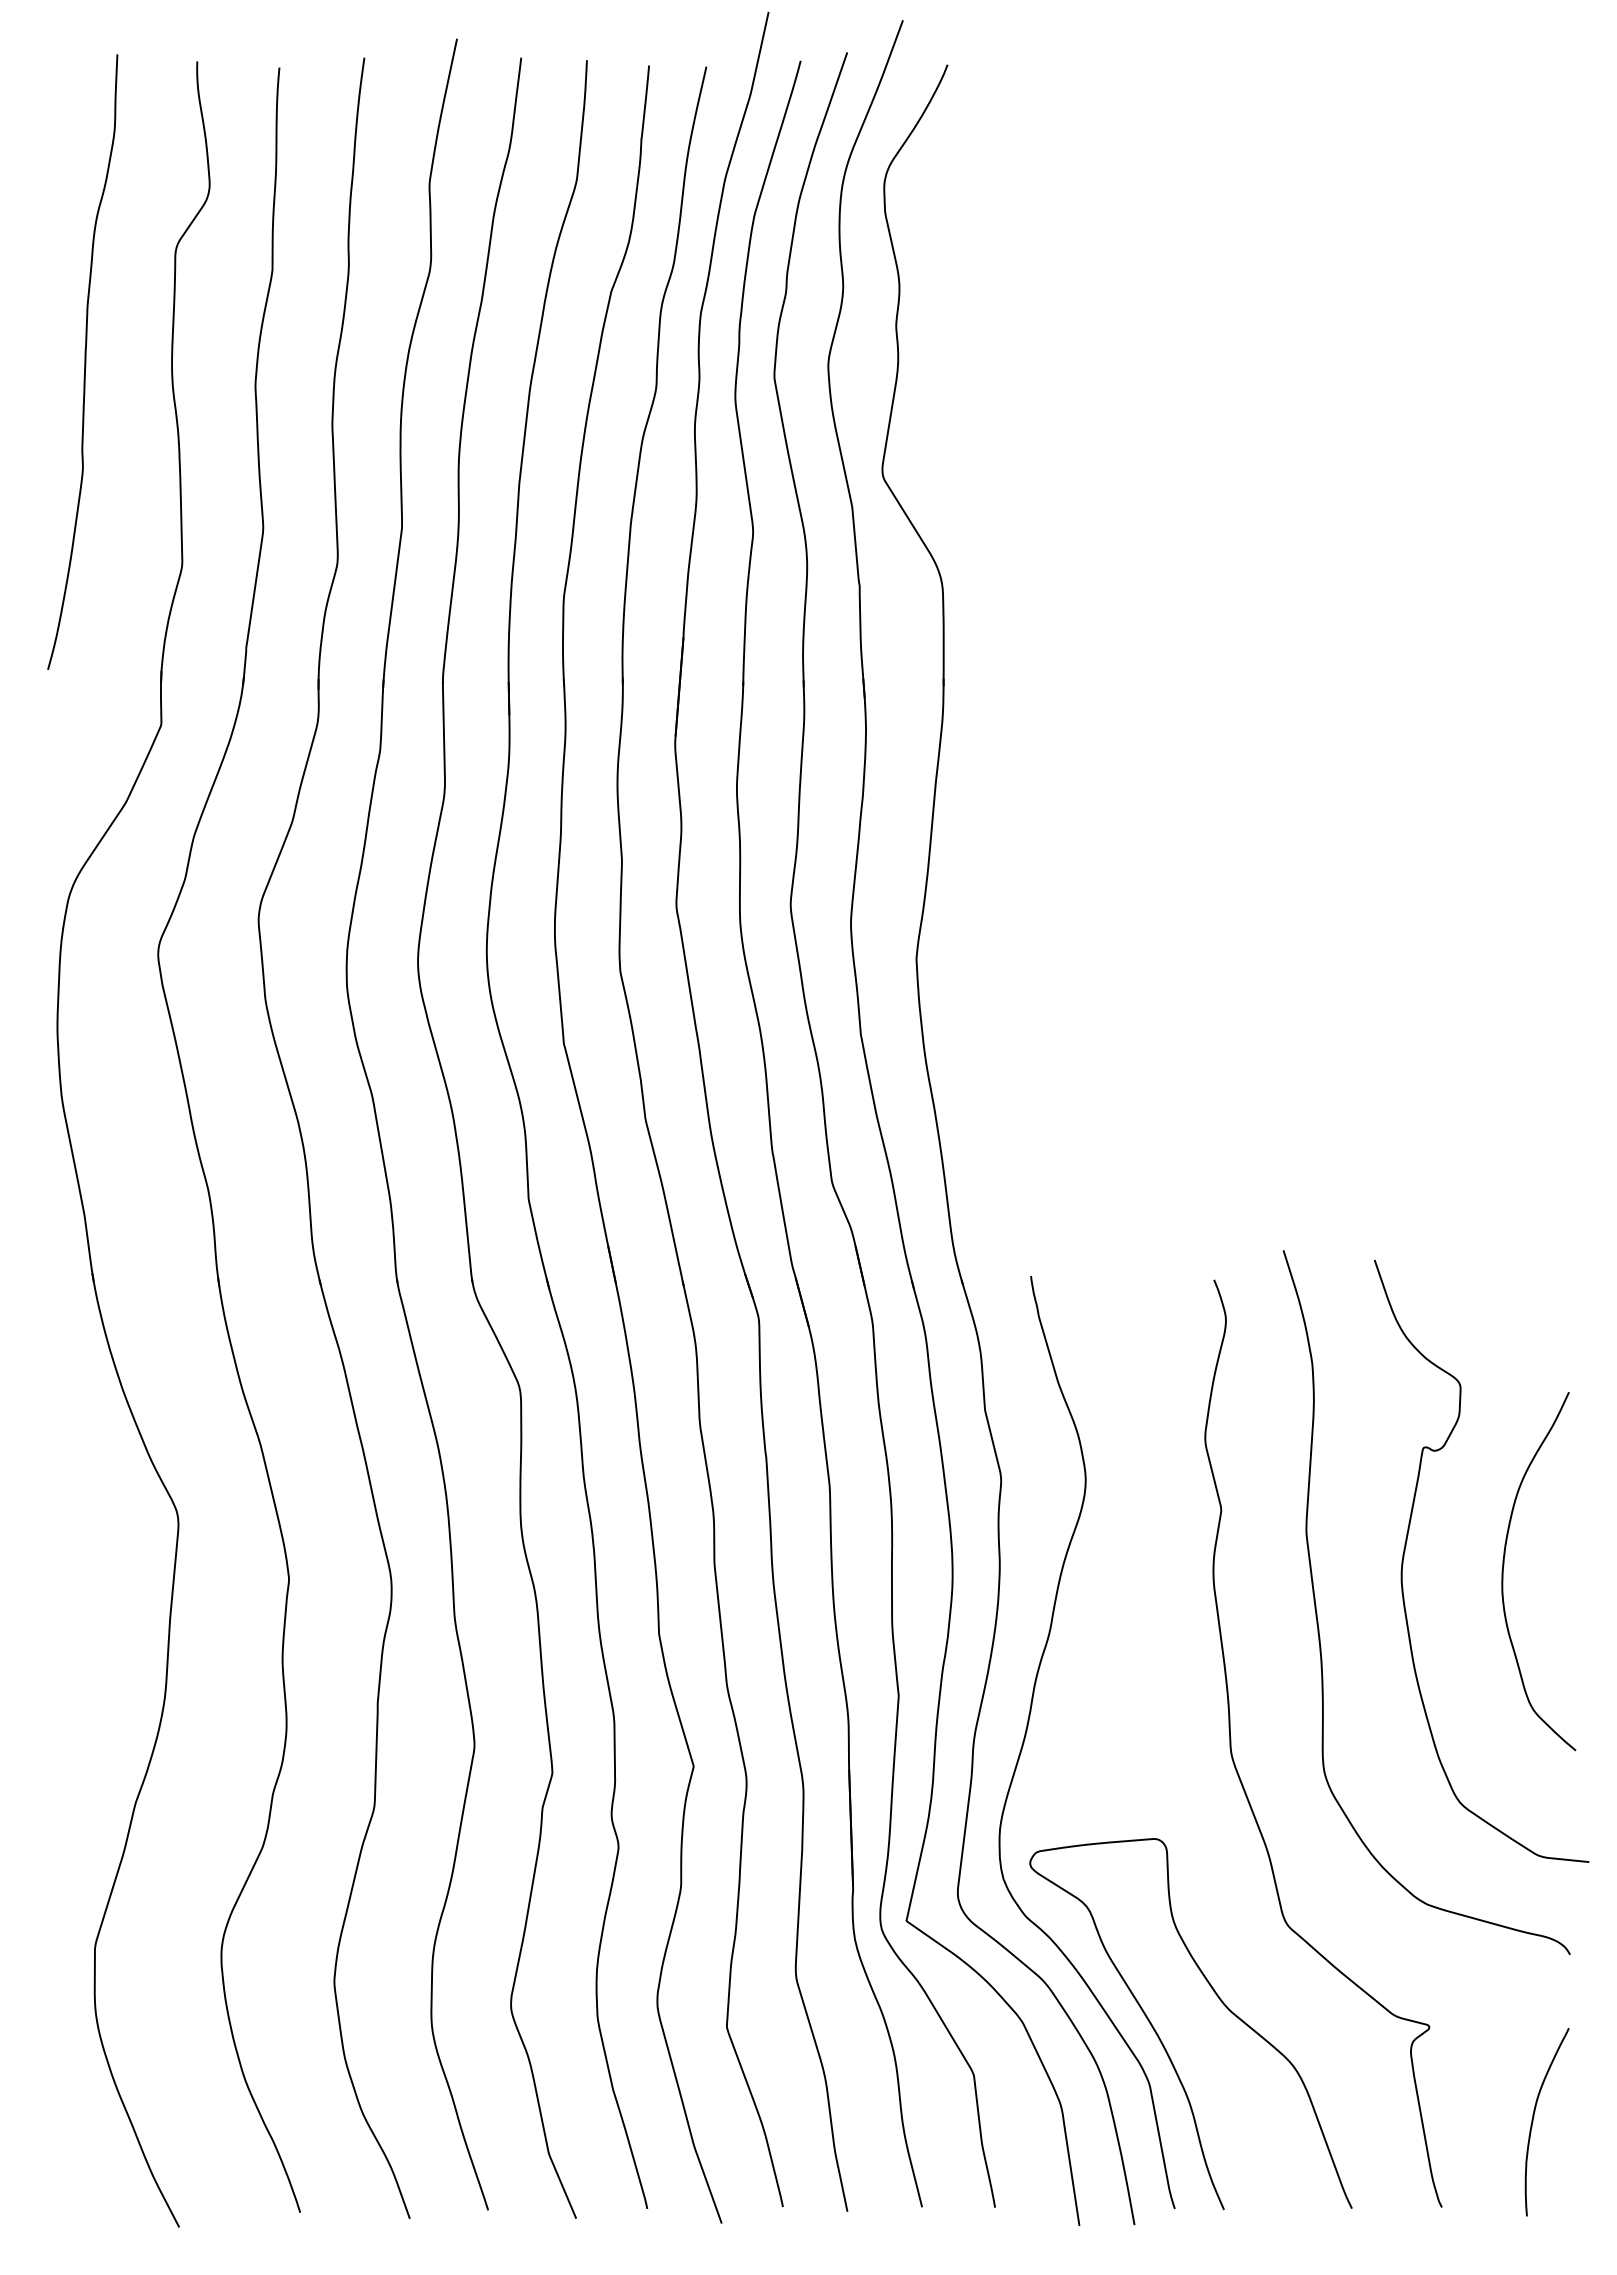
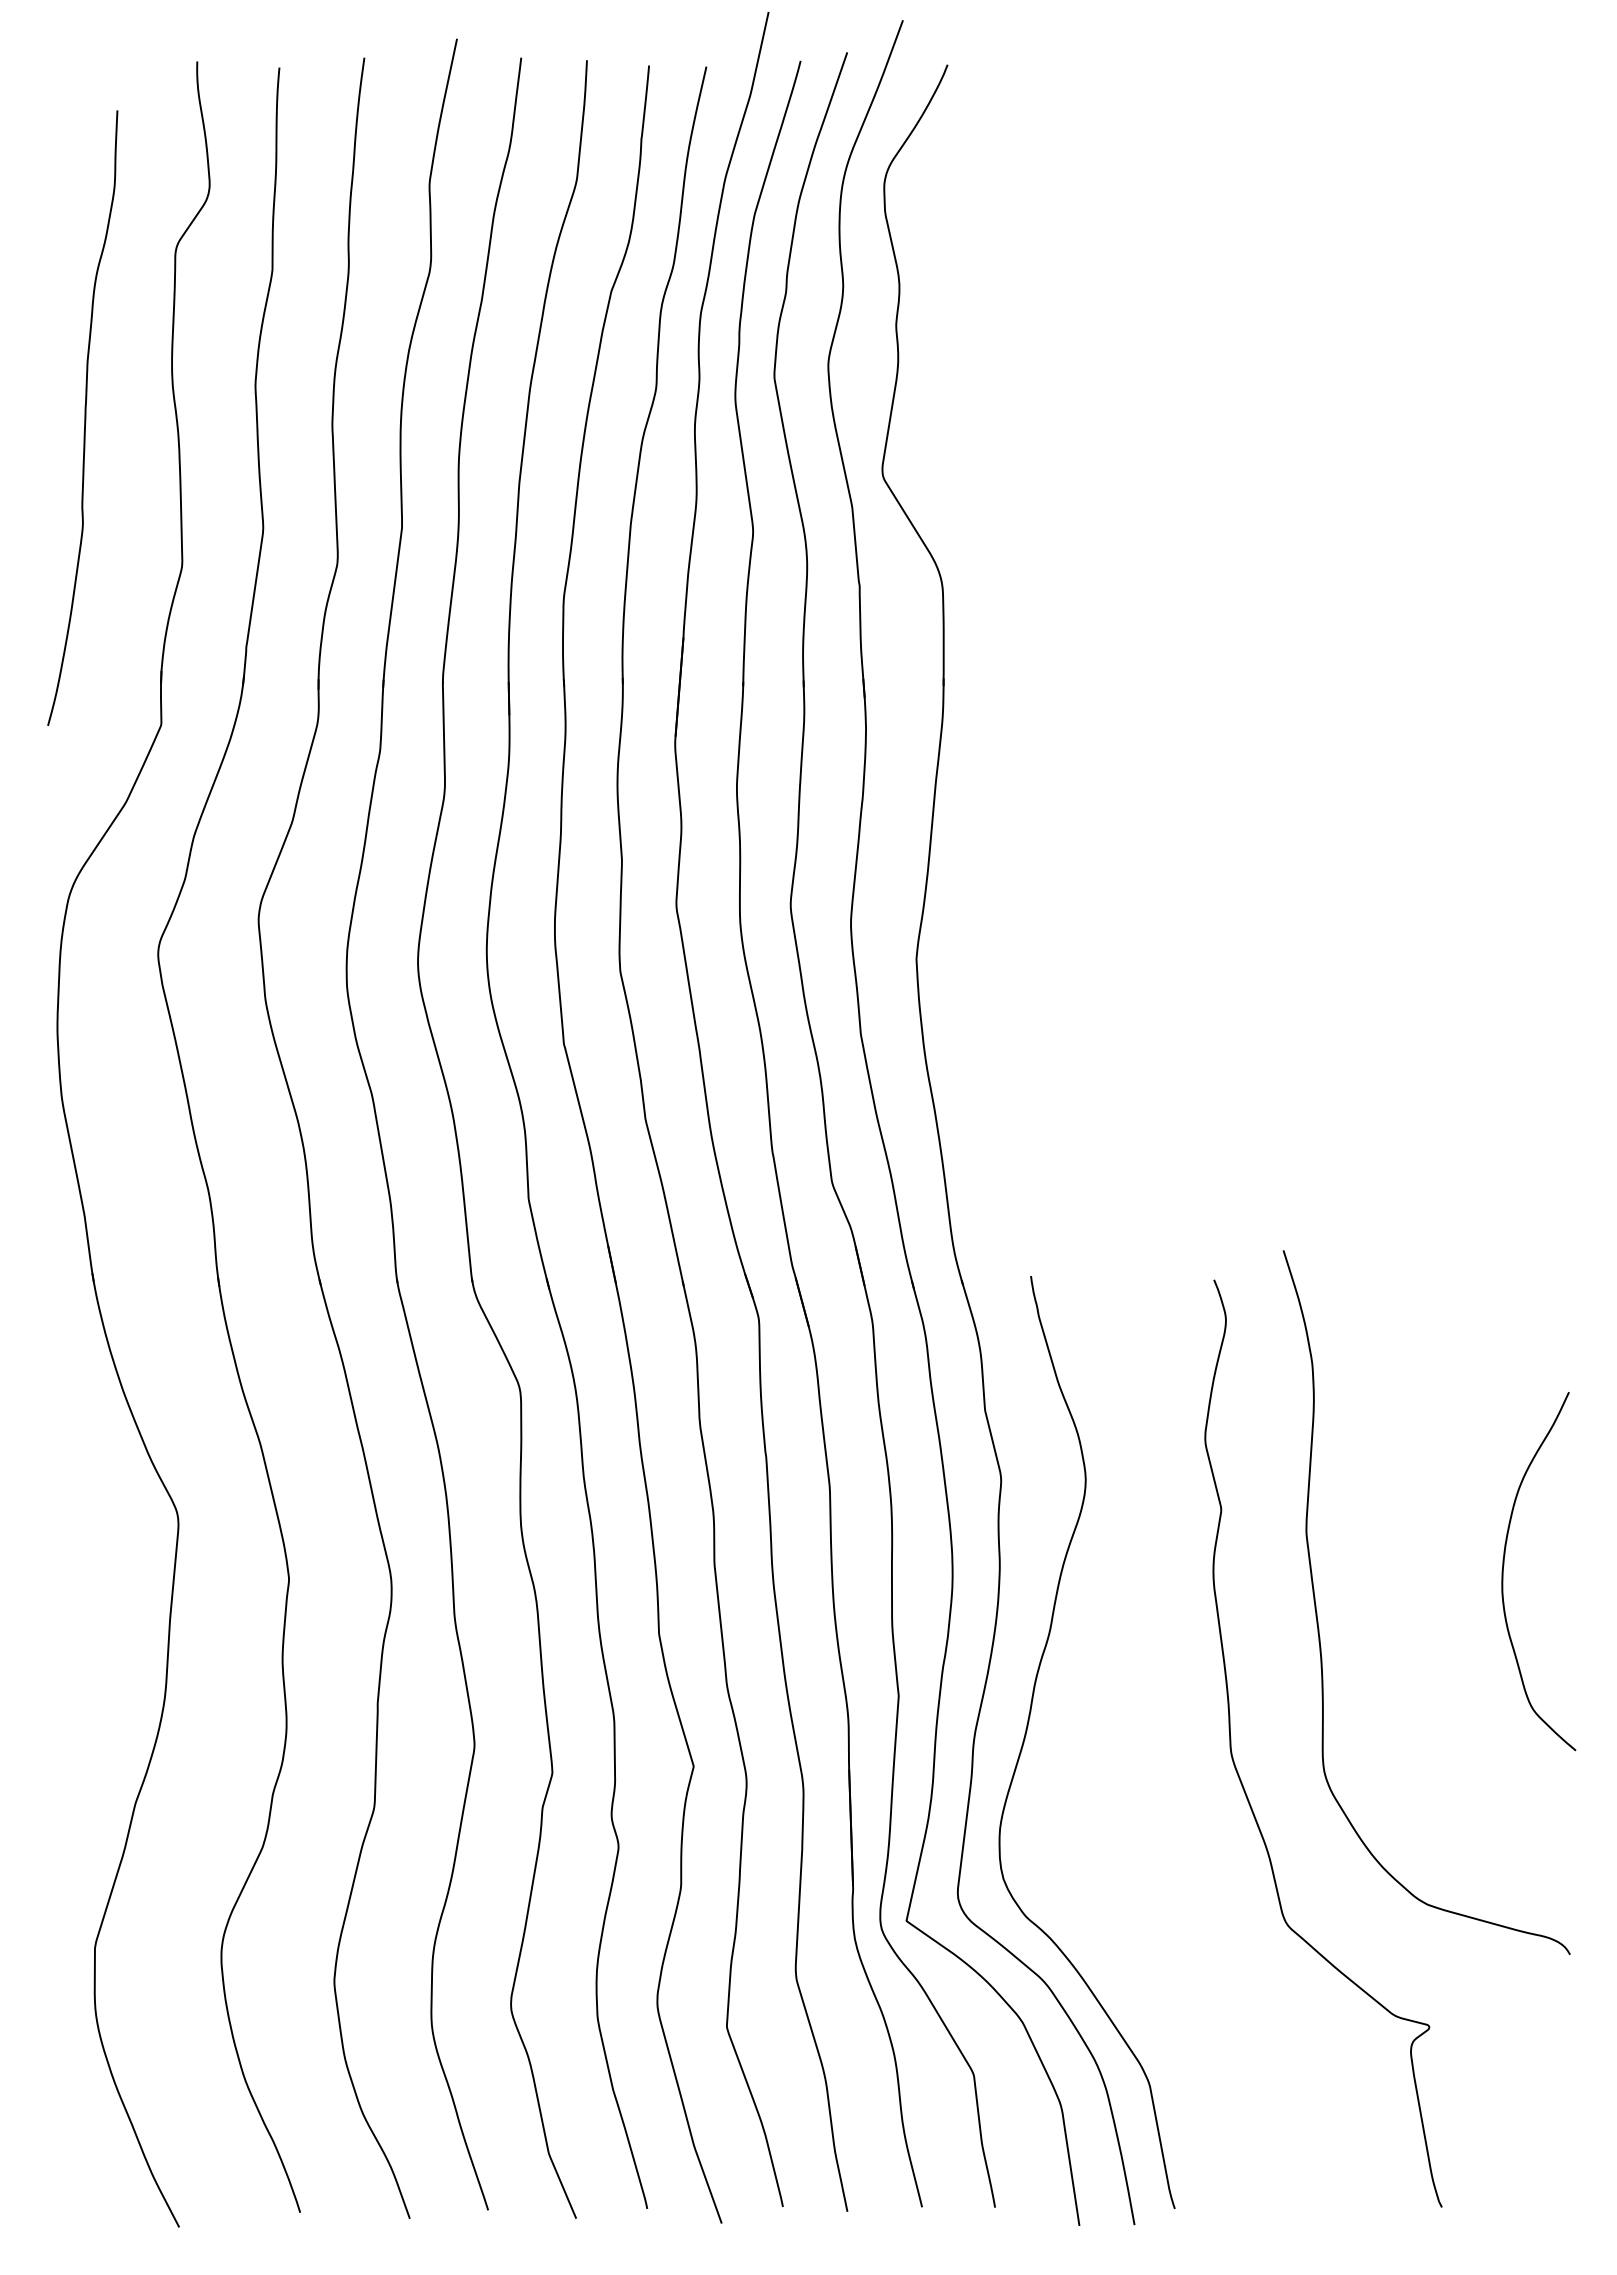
curve position: (84, 361) -> (84, 417) (84, 417)
curve: present -> none (1406, 1546)
curve: present -> none (1162, 2041)
curve: present -> none (1533, 2122)
